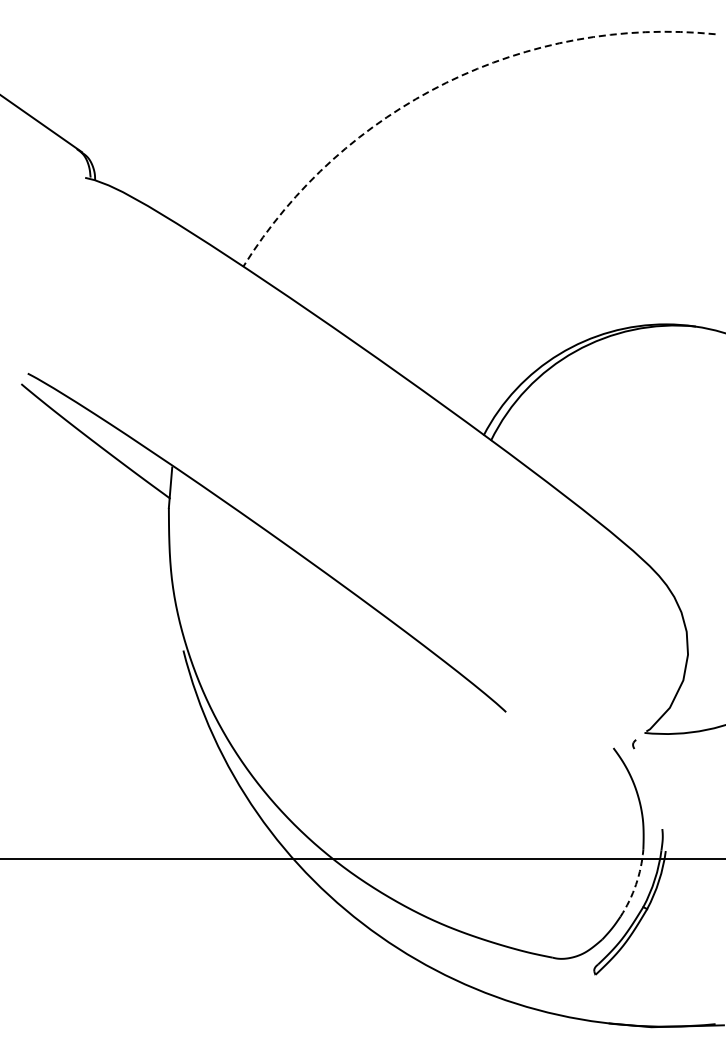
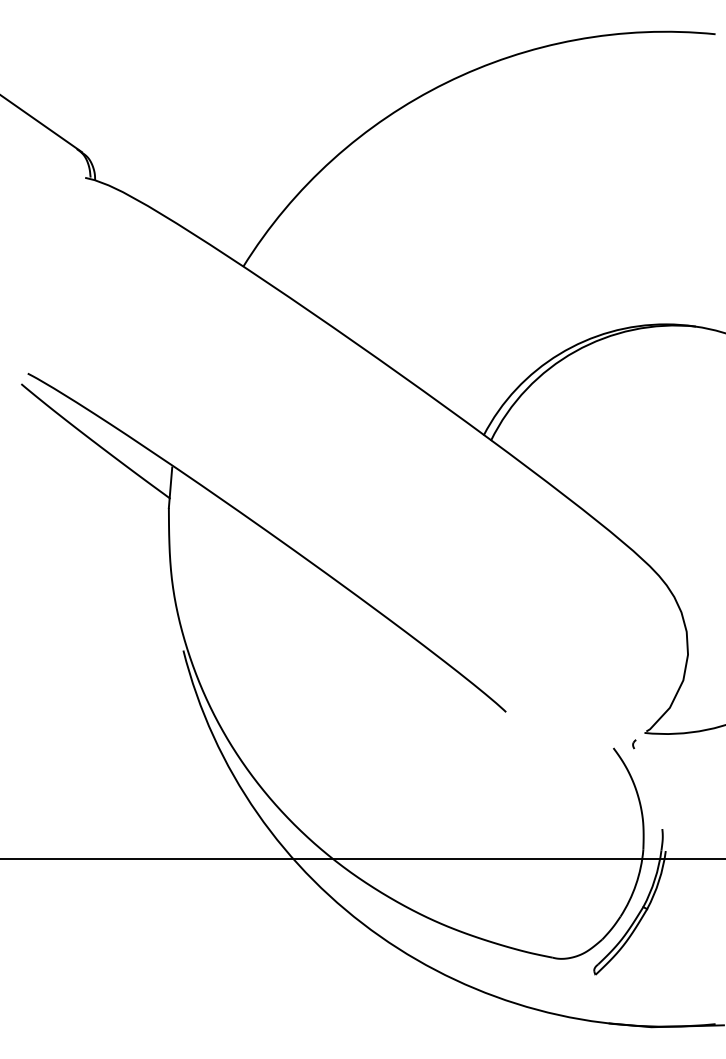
arc: dashed -> solid (446, 82)
arc: dashed -> solid (636, 884)
